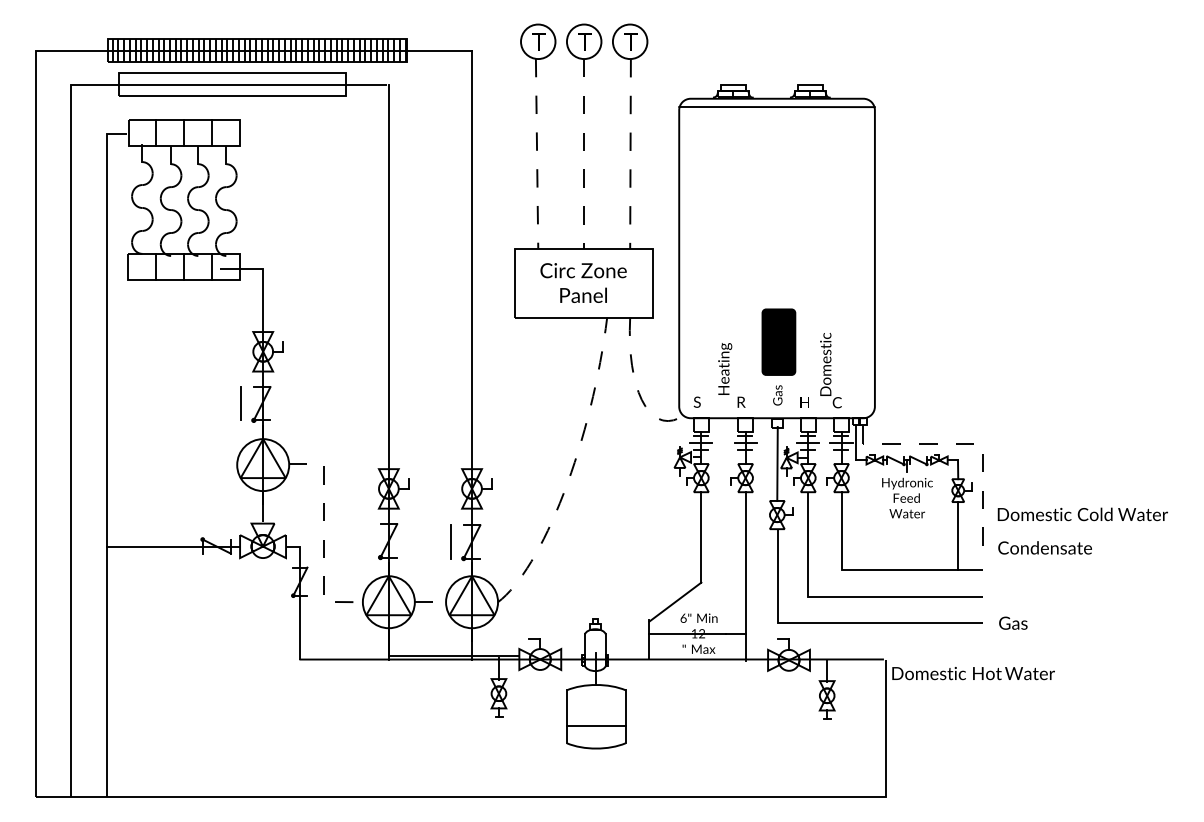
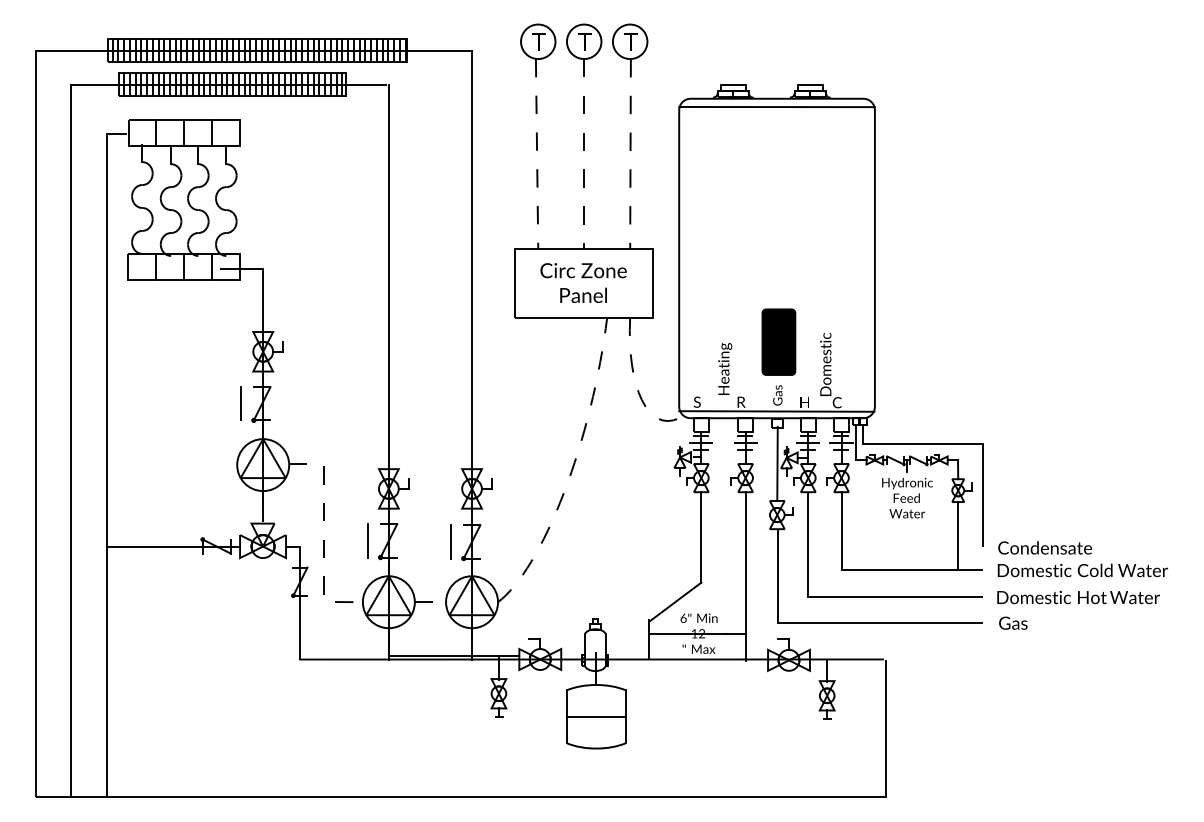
hatch: none -> present (233, 84)
line: none -> present (776, 411)
line: dashed -> solid (965, 443)
text position: (1082, 514) -> (1082, 570) (1082, 570)
line: none -> present (368, 540)
text position: (973, 673) -> (1078, 597) (1078, 597)
line position: (595, 725) -> (595, 716) (595, 716)
